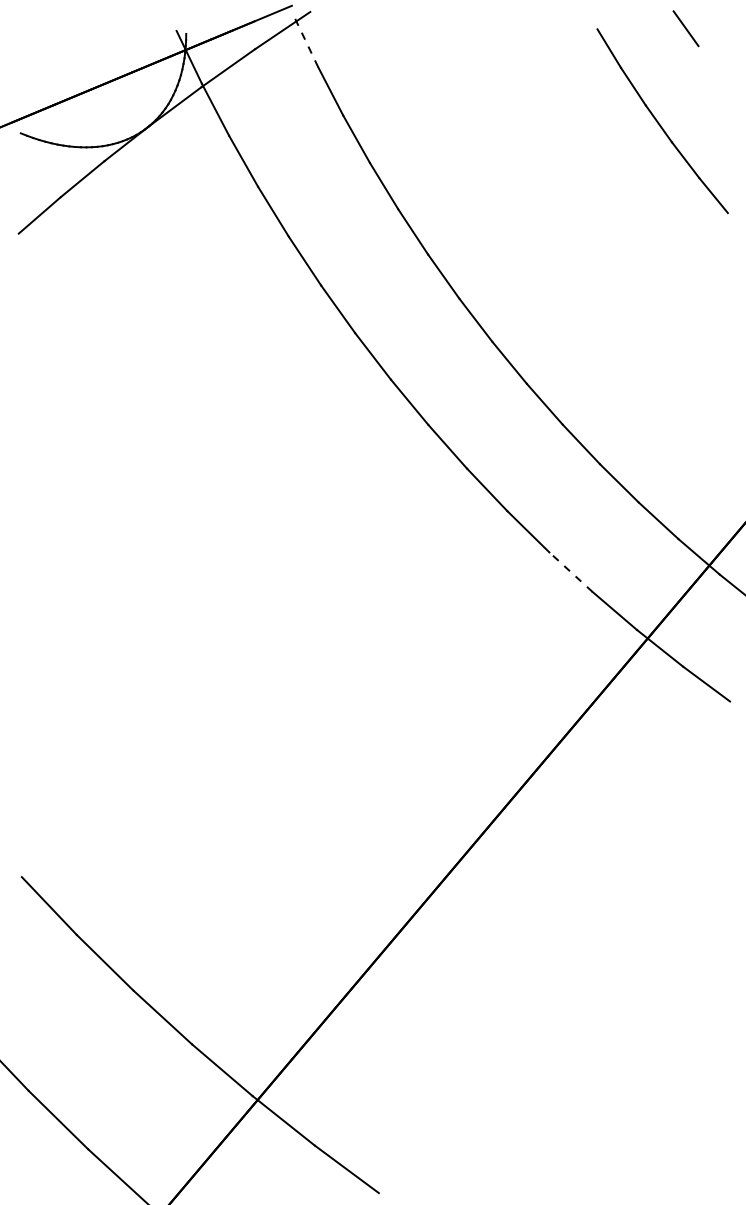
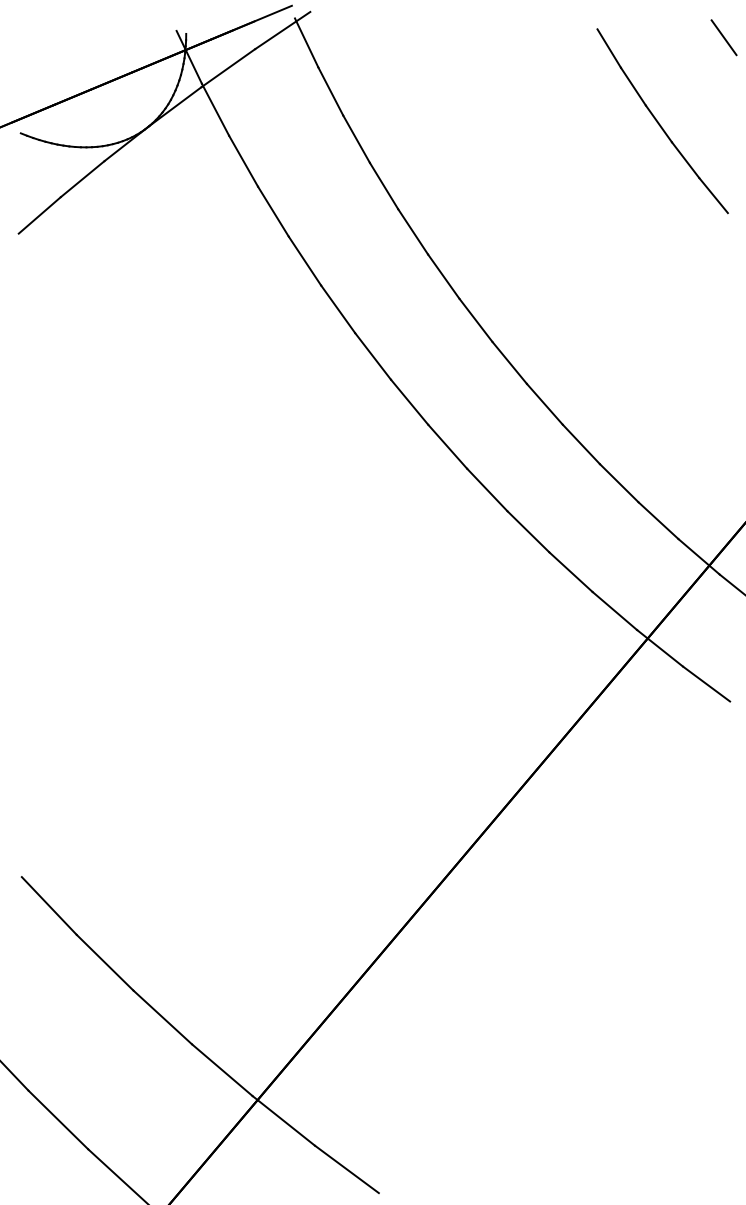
line position: (685, 28) -> (723, 37) (723, 37)
line: dashed -> solid (306, 42)
line: dashed -> solid (570, 571)
